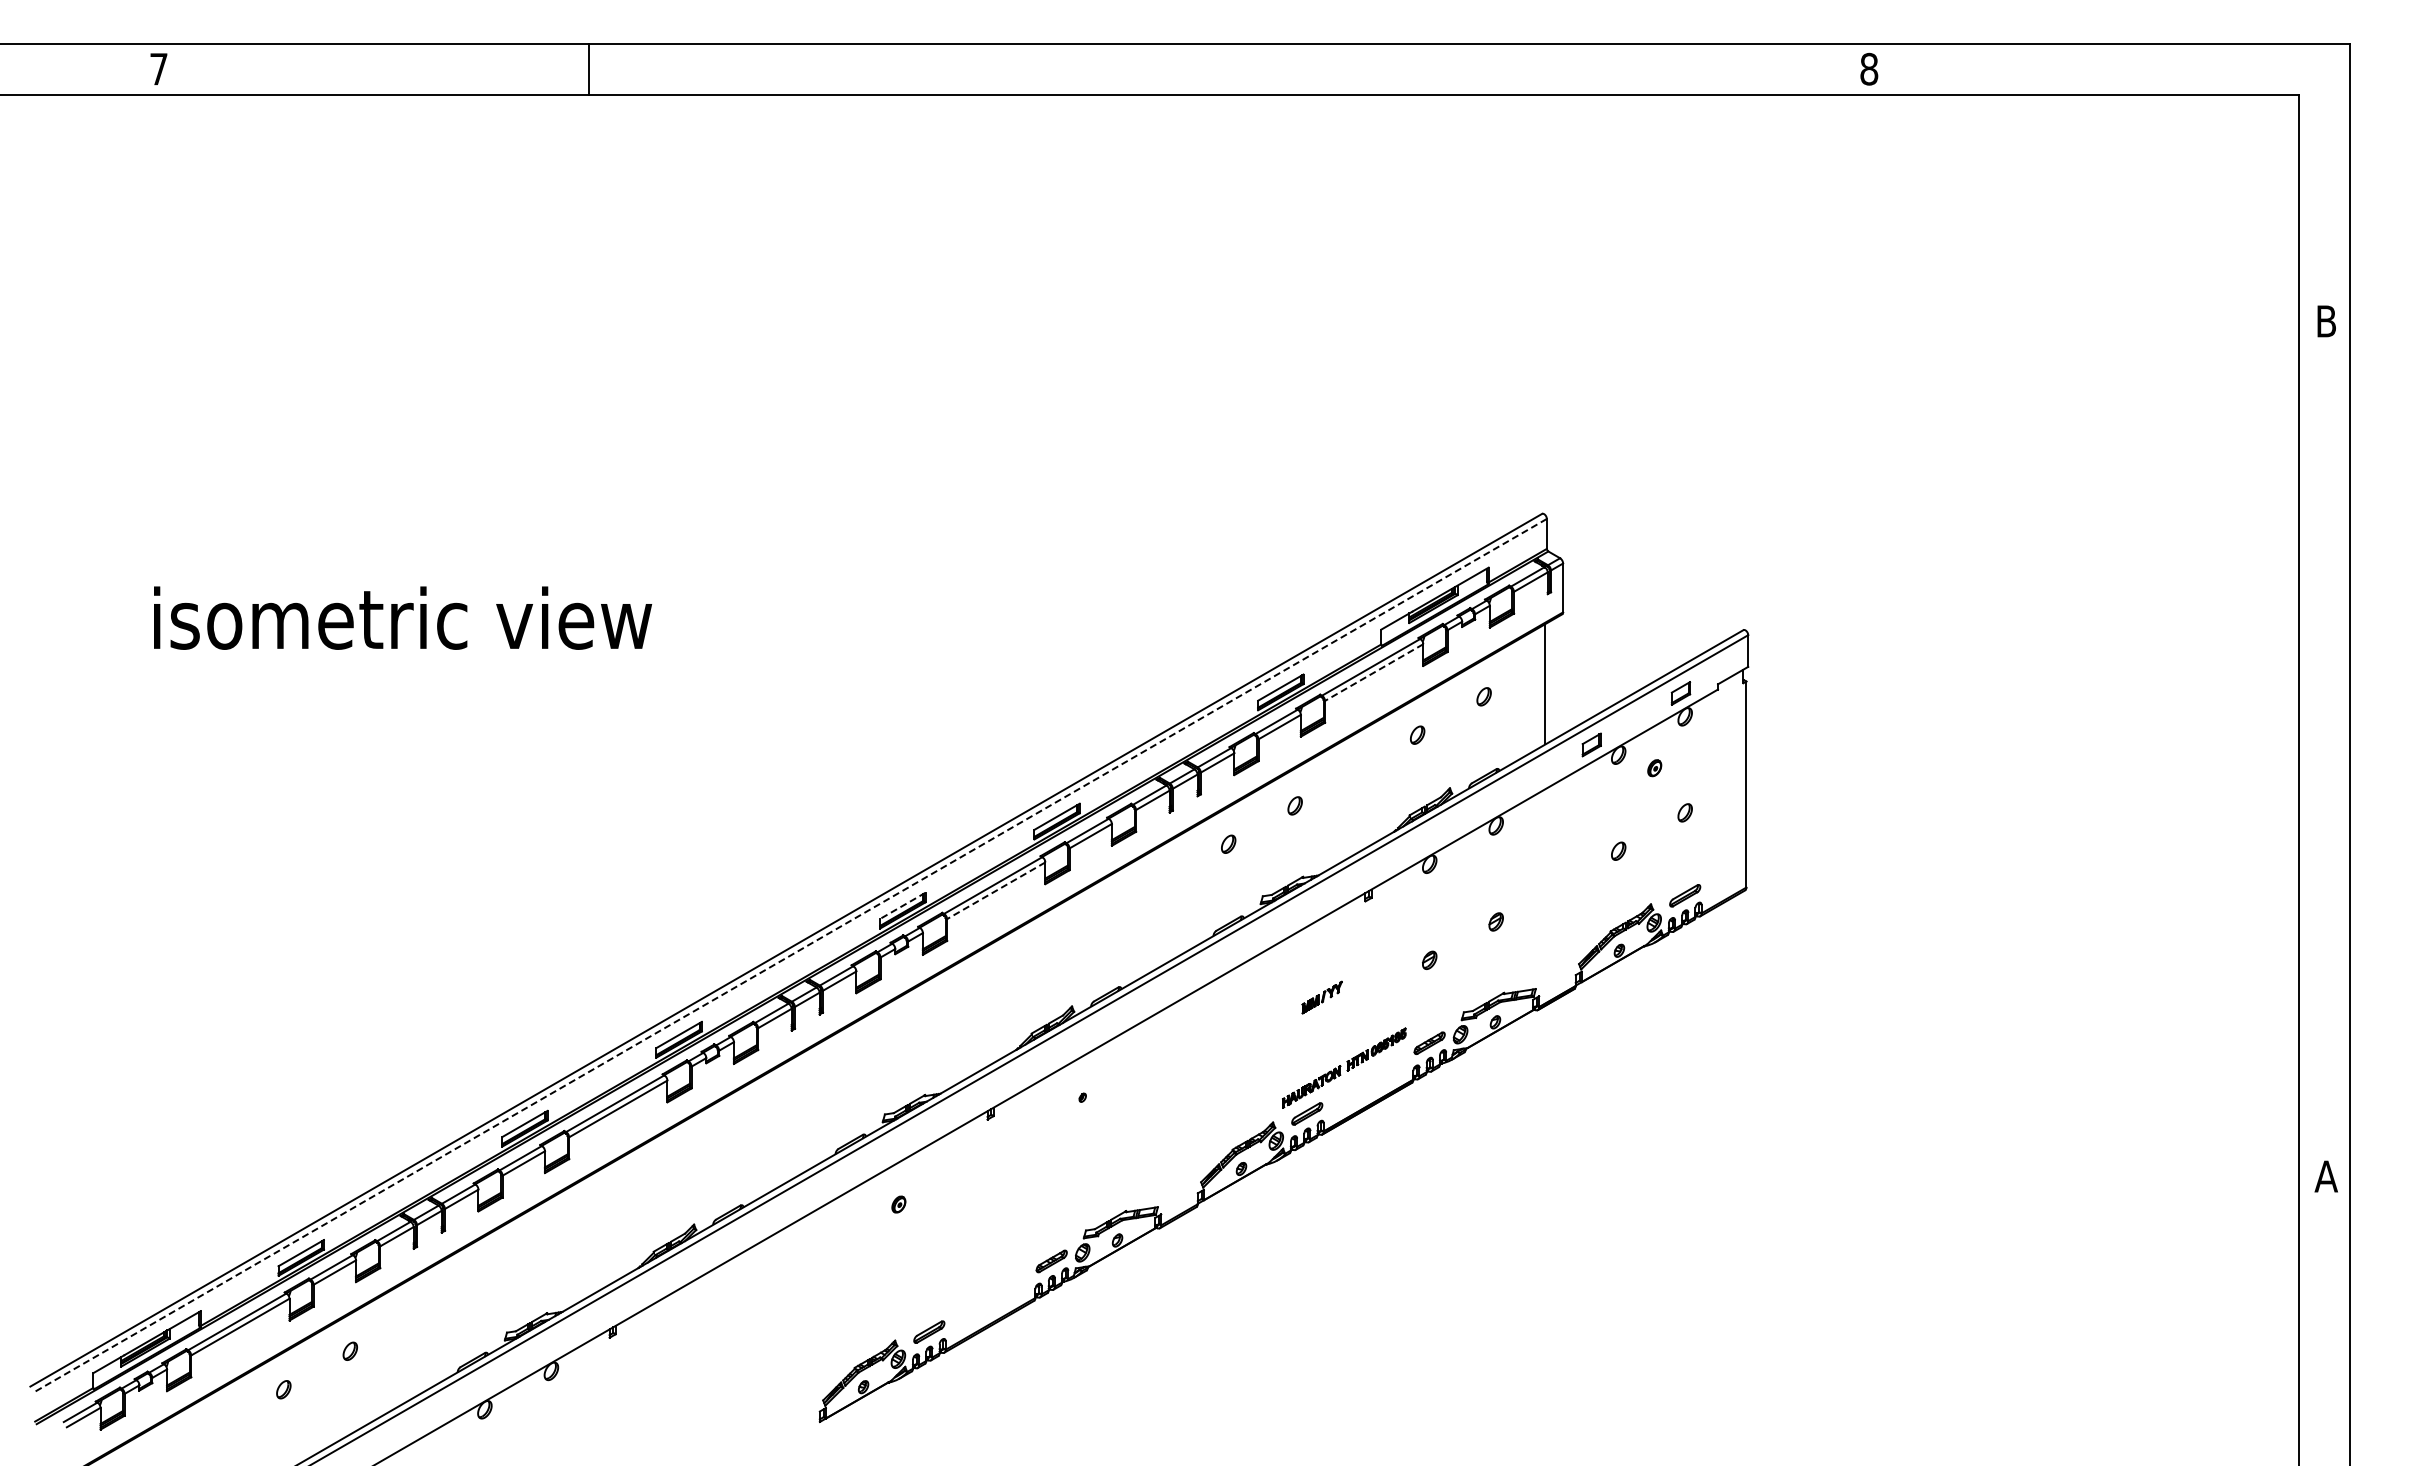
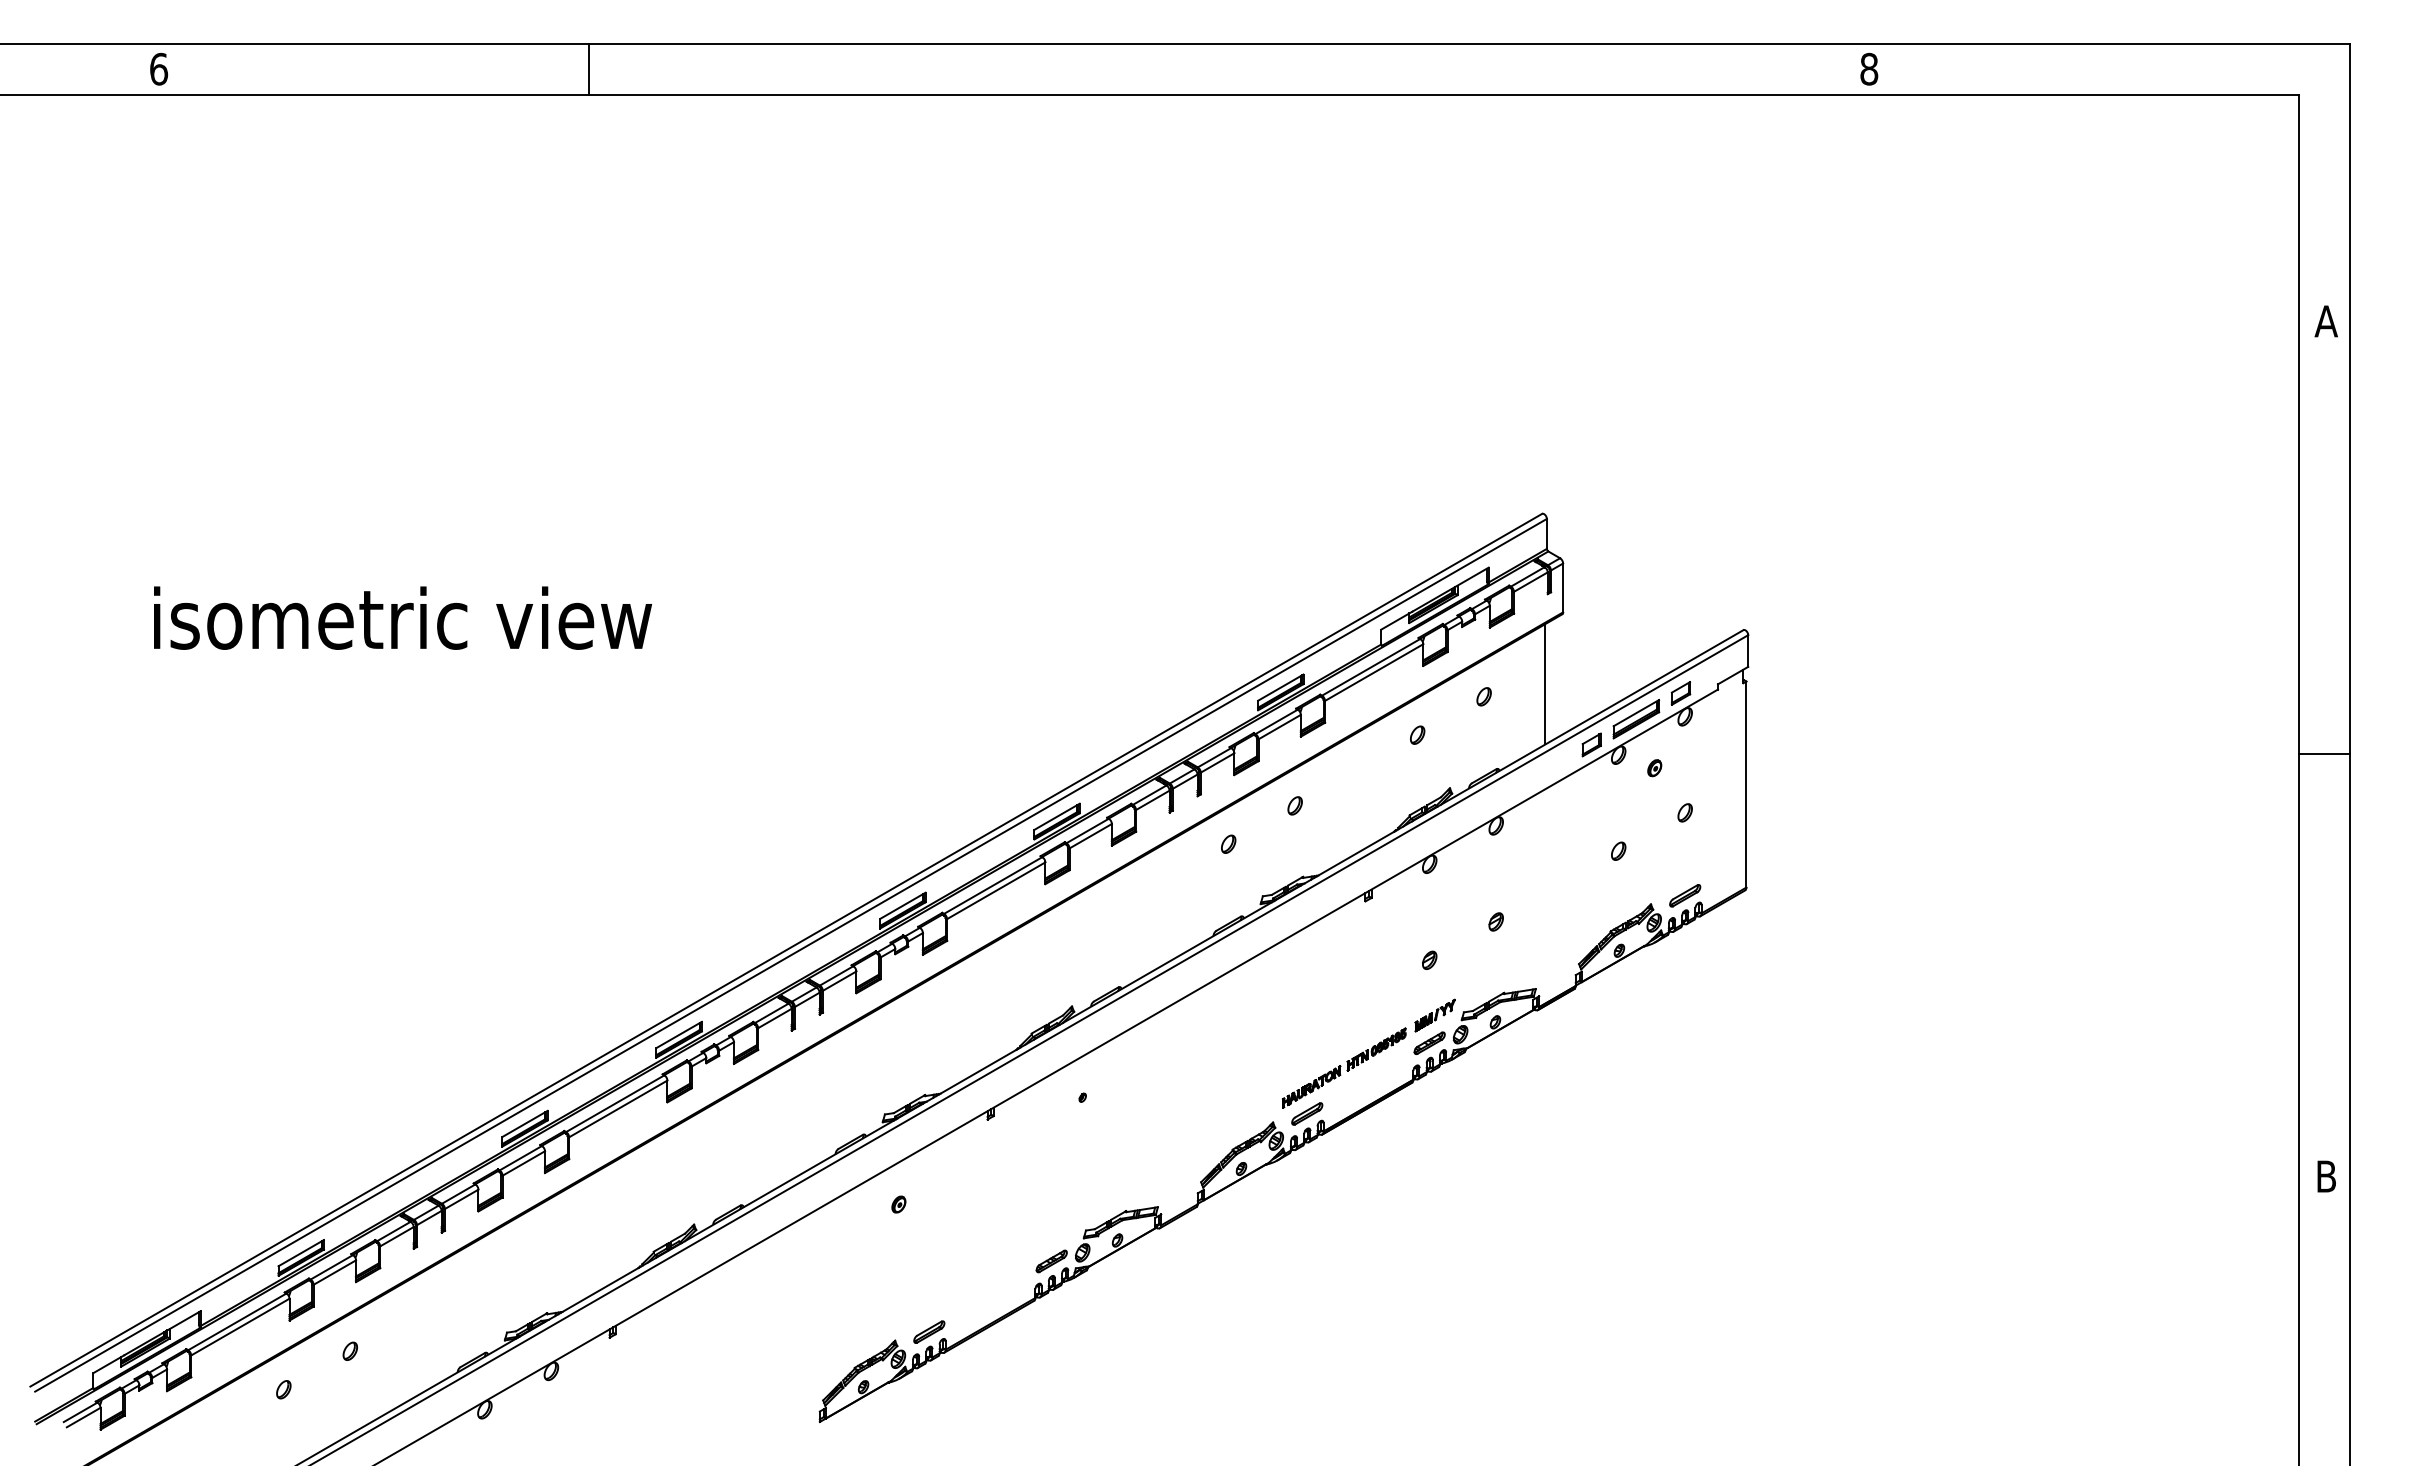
text: 7 -> 6 (159, 68)
text: B -> A (2325, 321)
line: dashed -> solid (1374, 672)
part: none -> present (1636, 719)
line: none -> present (2324, 753)
line: dashed -> solid (996, 890)
line: dashed -> solid (902, 906)
line: dashed -> solid (791, 955)
part position: (1321, 997) -> (1434, 1015) (1434, 1015)
text: A -> B (2325, 1176)
